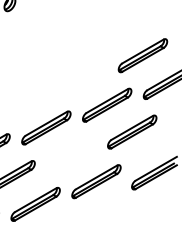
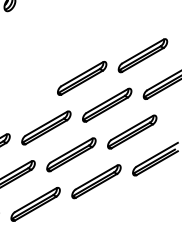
part: none -> present (82, 78)
part: none -> present (71, 154)
part position: (154, 172) -> (155, 158) (155, 158)
